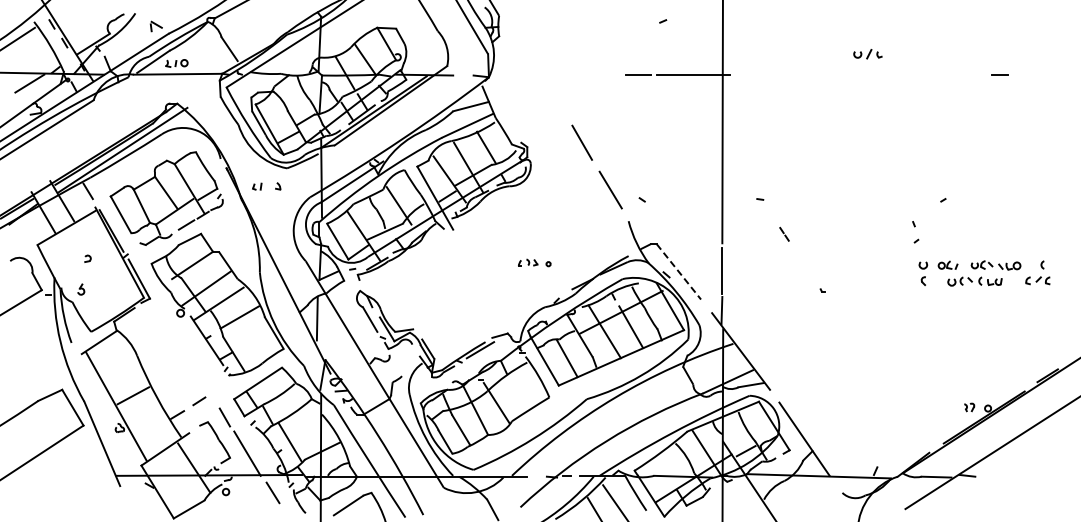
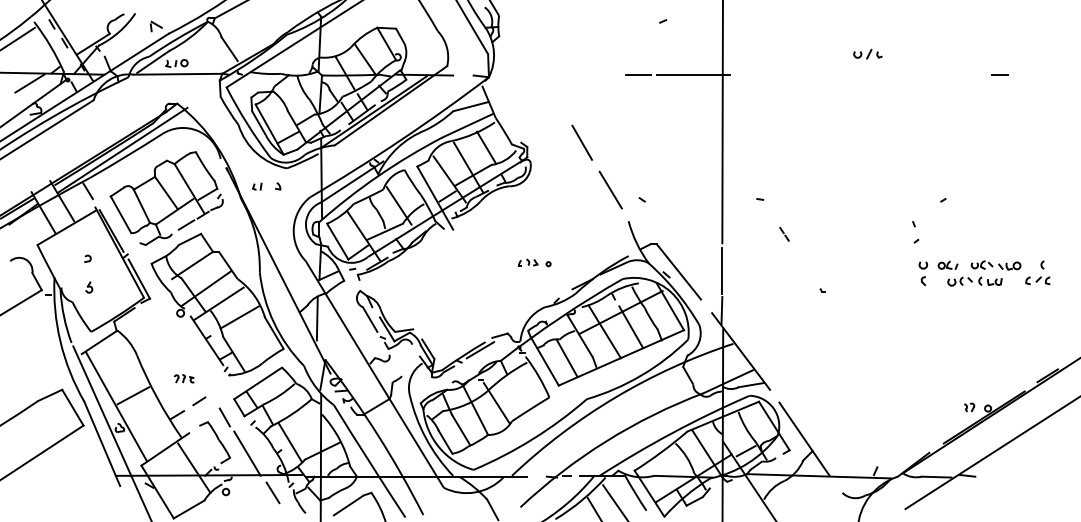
line: dashed -> solid (679, 272)
part position: (81, 289) -> (89, 287) (89, 287)
part: none -> present (183, 378)
line: none -> present (111, 432)
